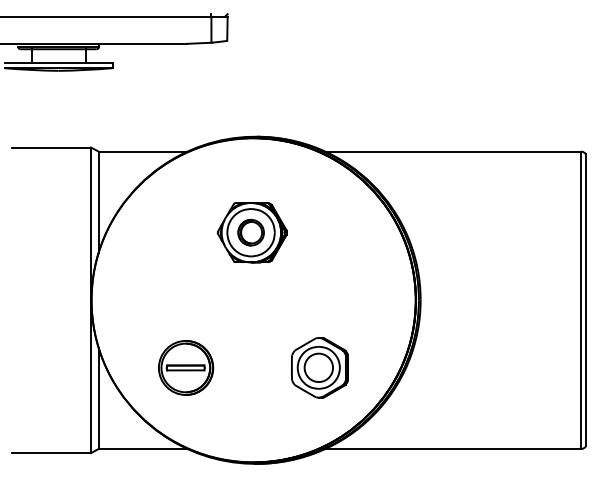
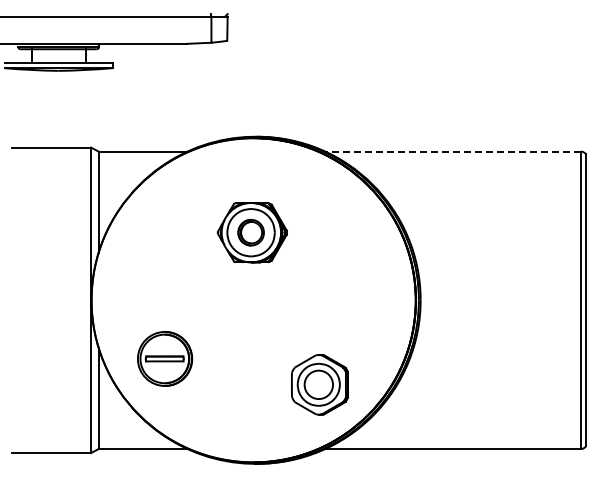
line: solid -> dashed (453, 151)
part position: (186, 367) -> (165, 358) (165, 358)
part position: (319, 367) -> (319, 384) (319, 384)
